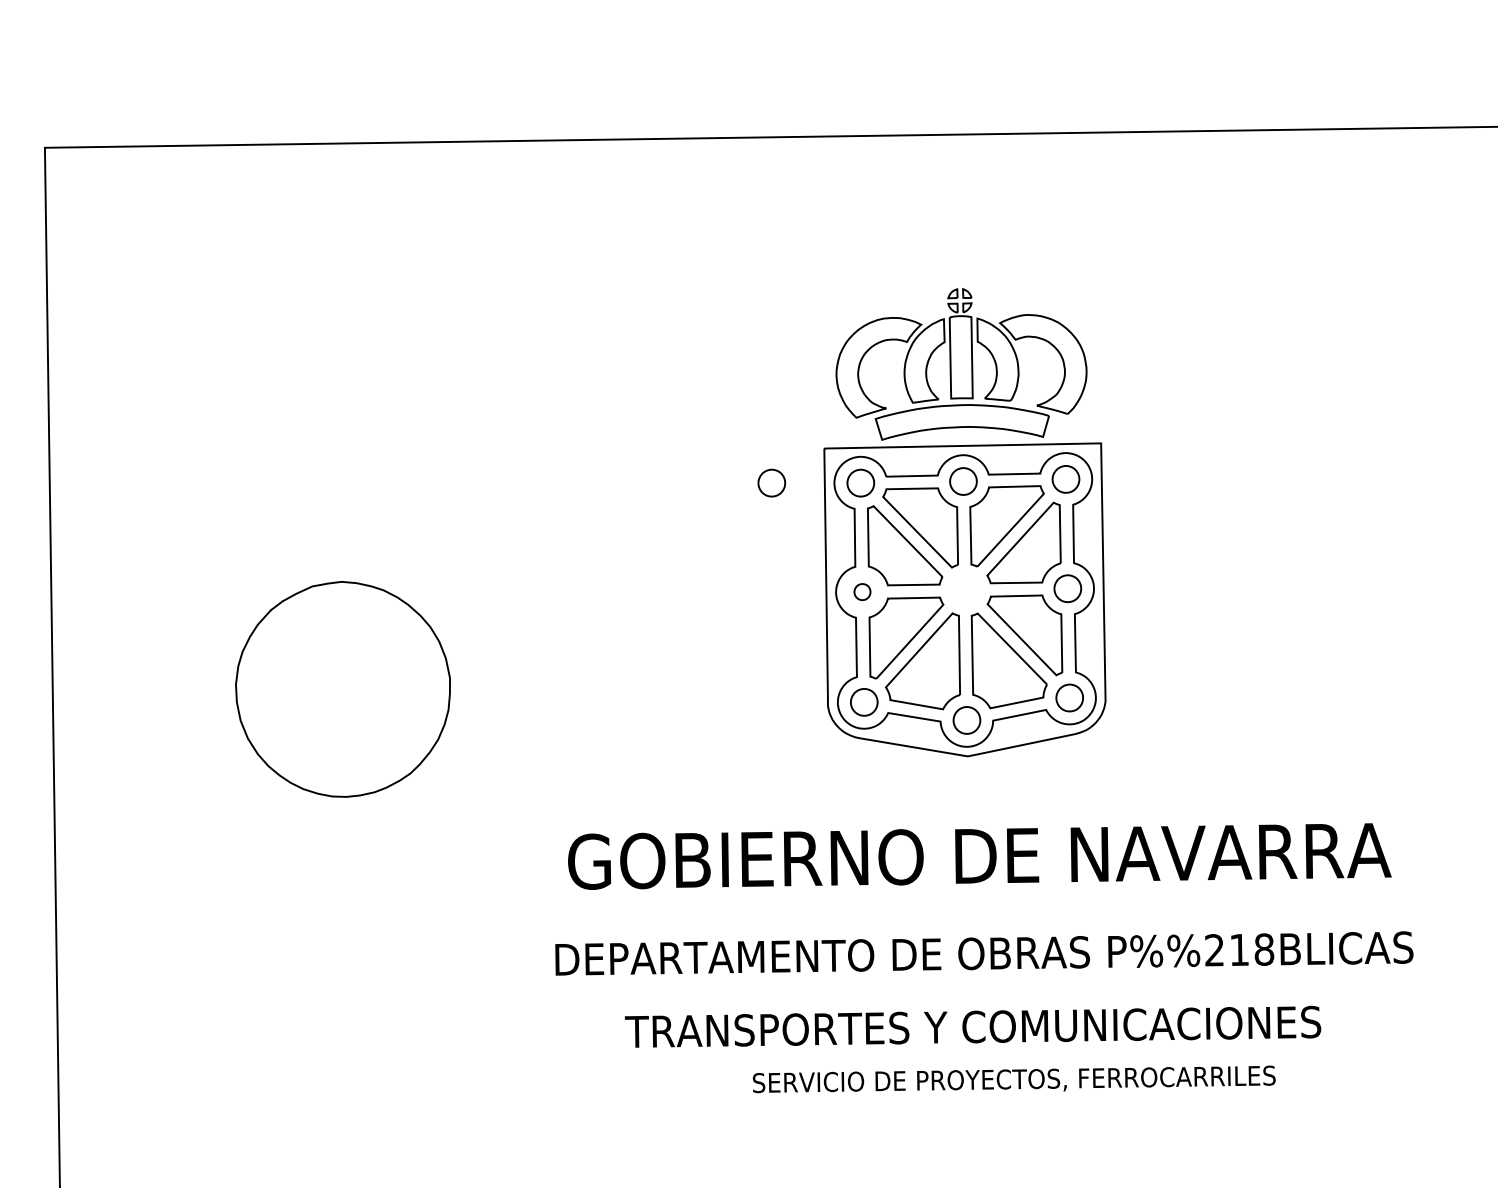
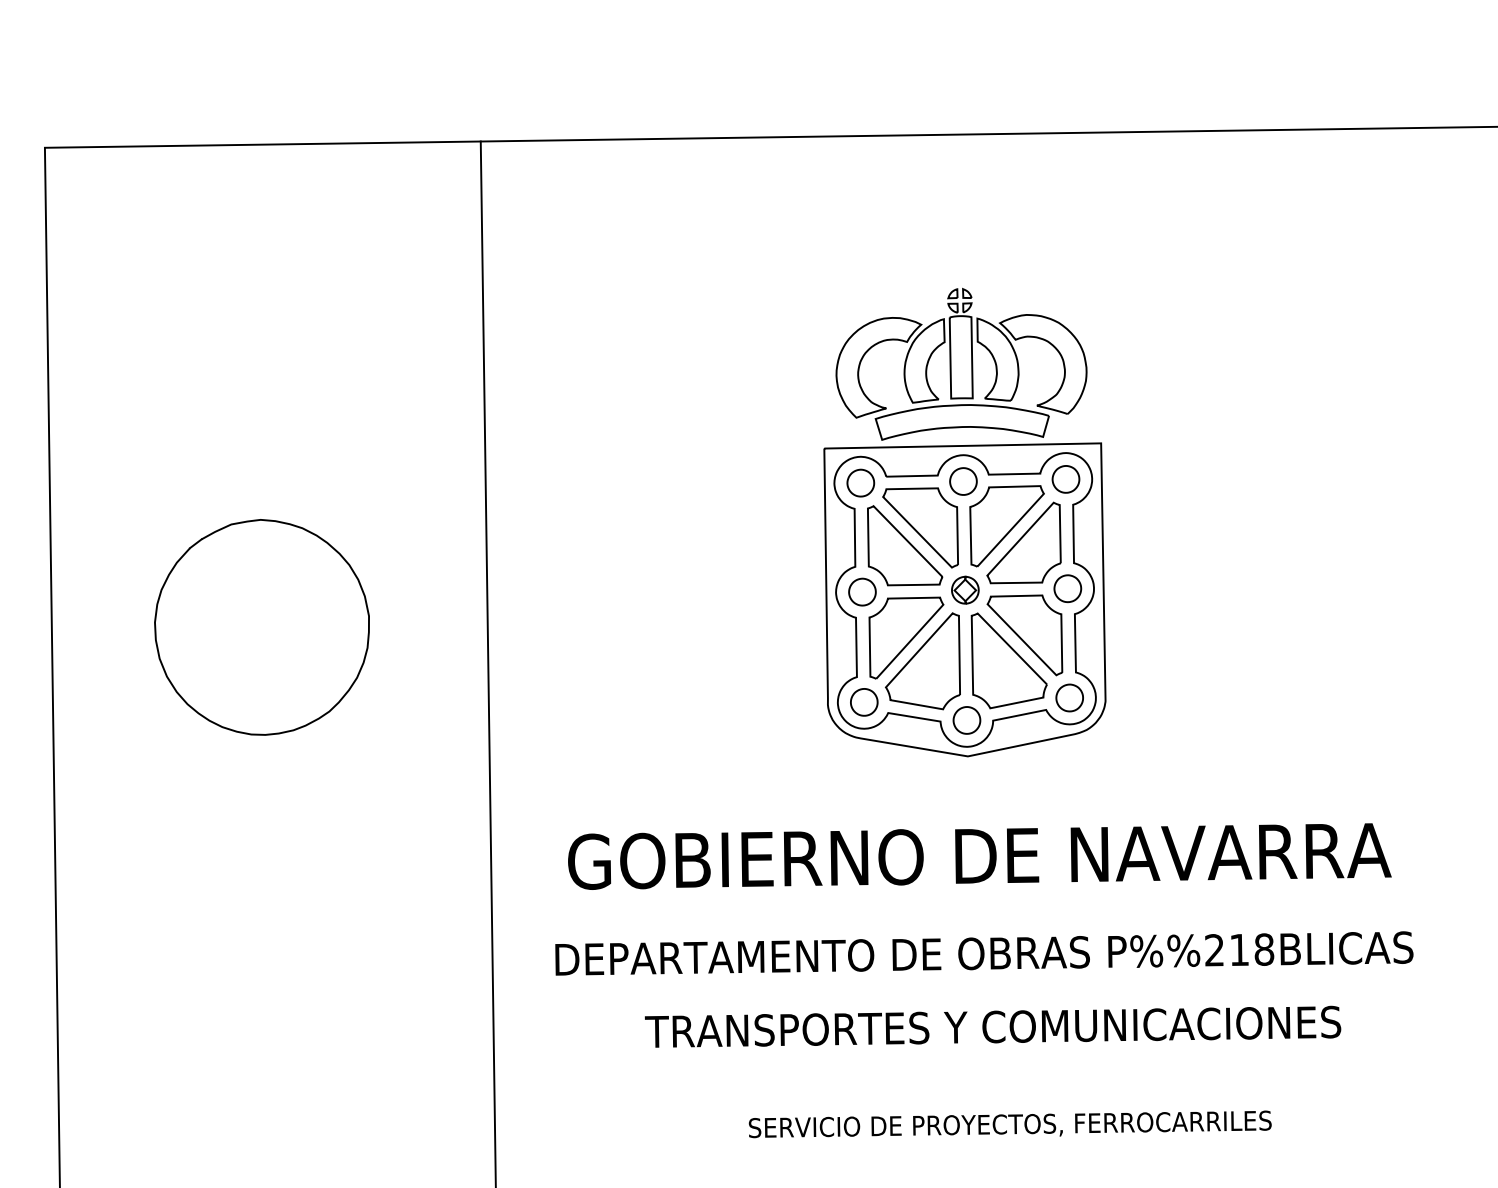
part: present -> none (771, 482)
part: none -> present (965, 589)
part size: 19x18 px -> 29x30 px (862, 591)
line: none -> present (487, 662)
part position: (342, 689) -> (261, 627) (261, 627)
text position: (973, 1026) -> (993, 1026) (993, 1026)
text position: (1013, 1079) -> (1009, 1124) (1009, 1124)
